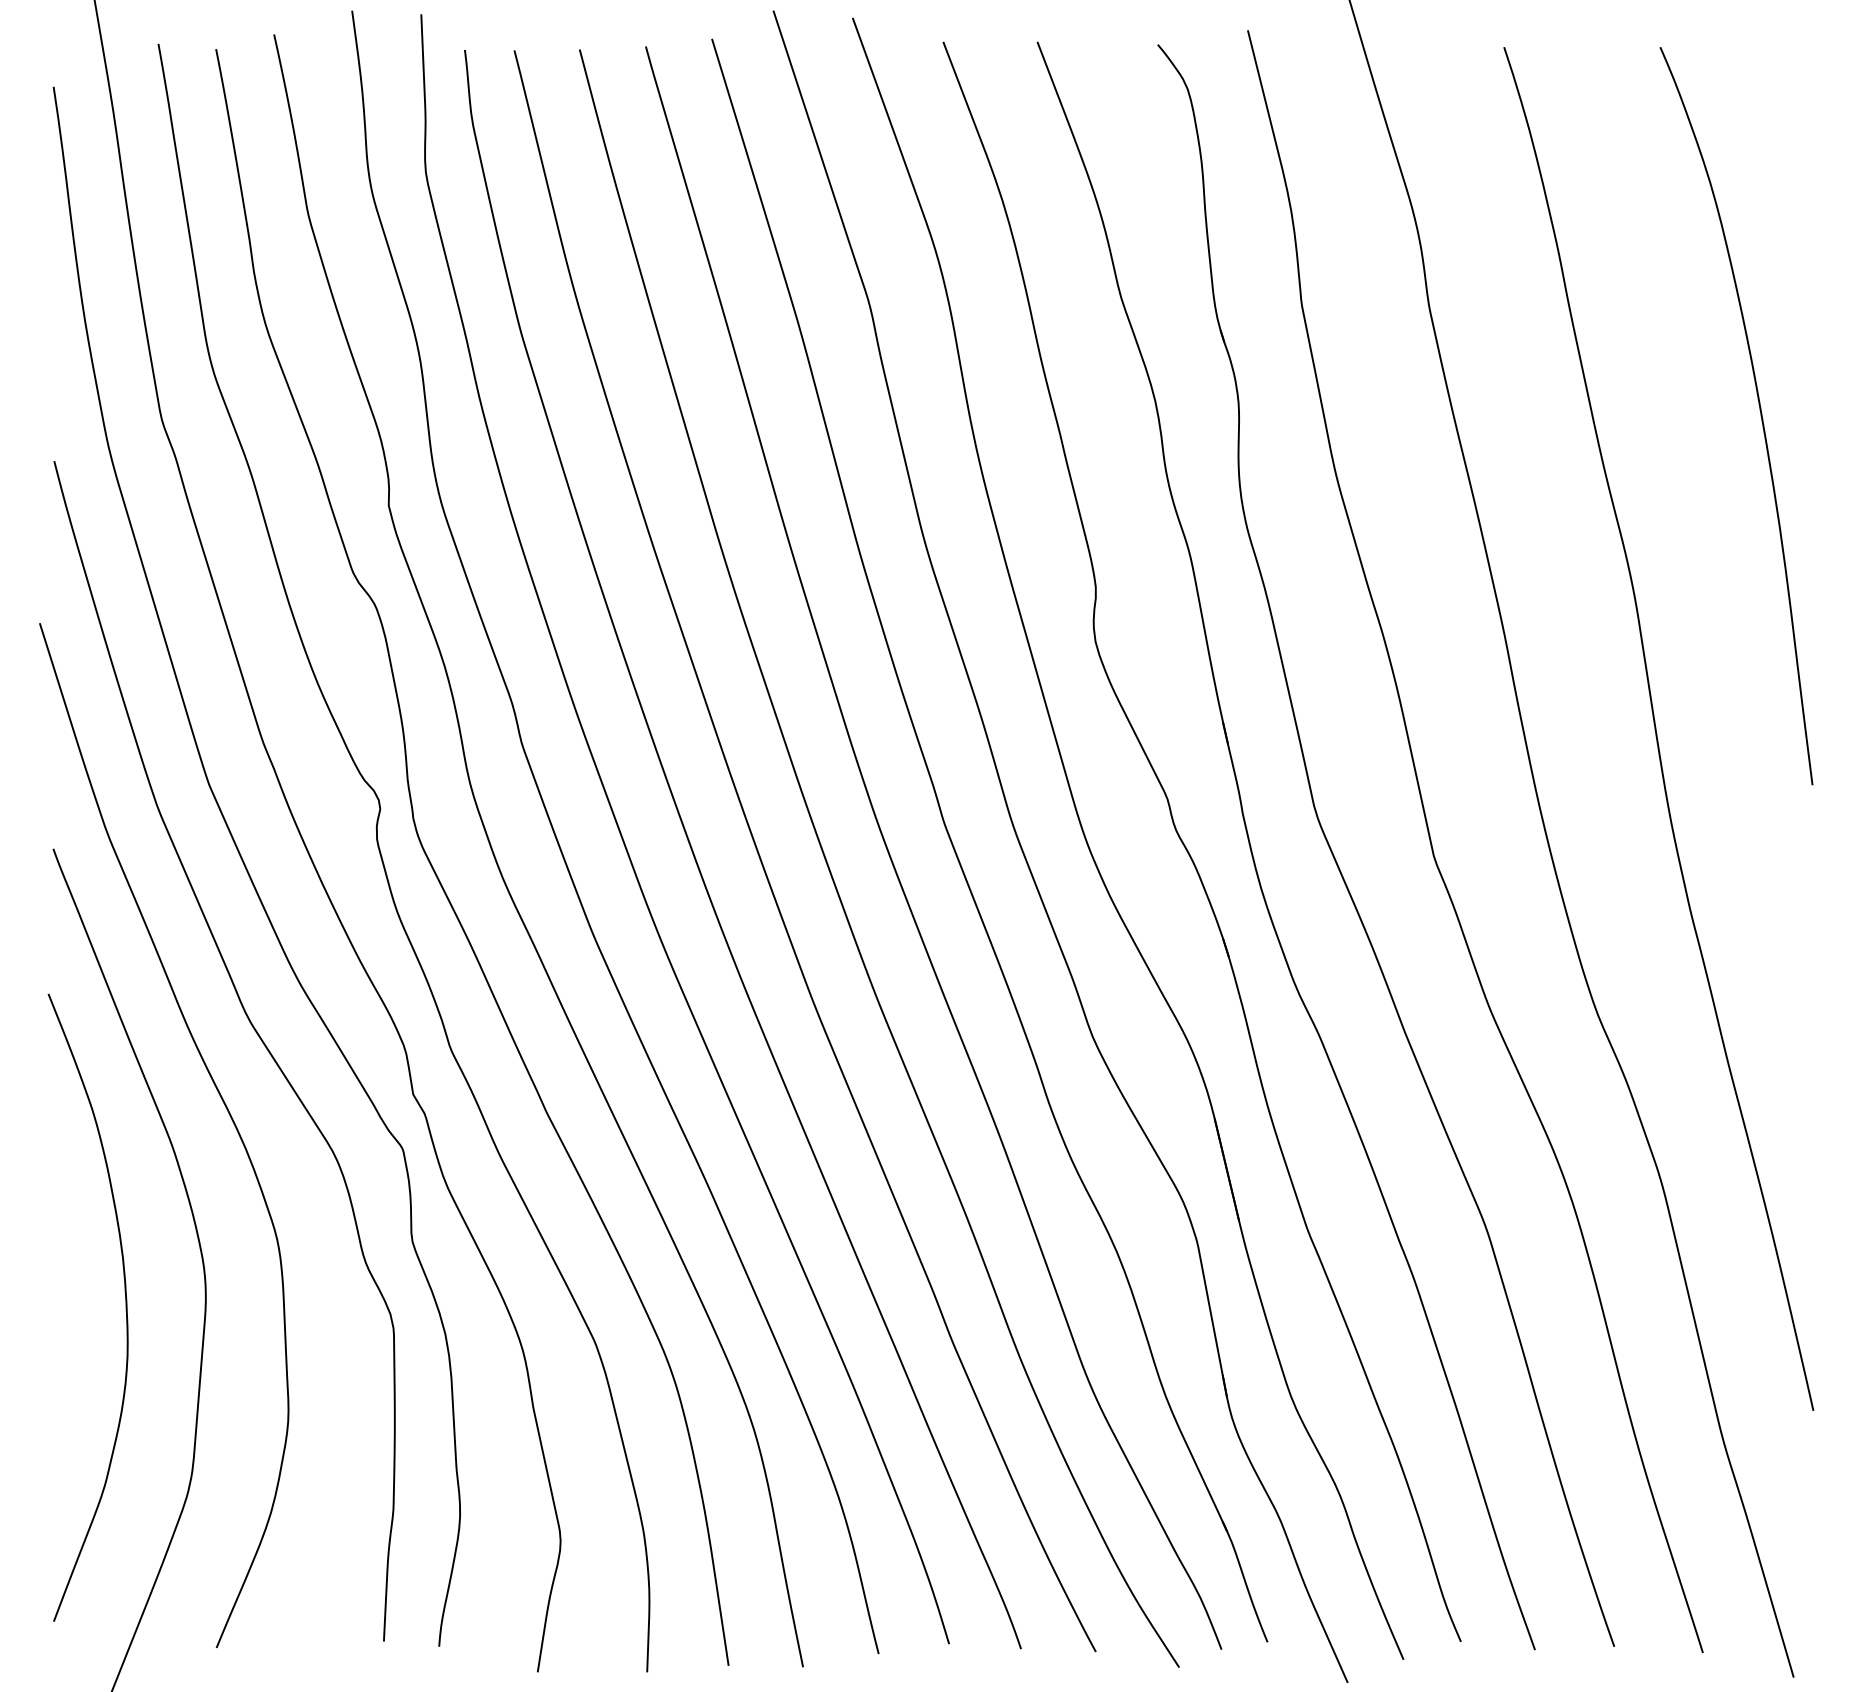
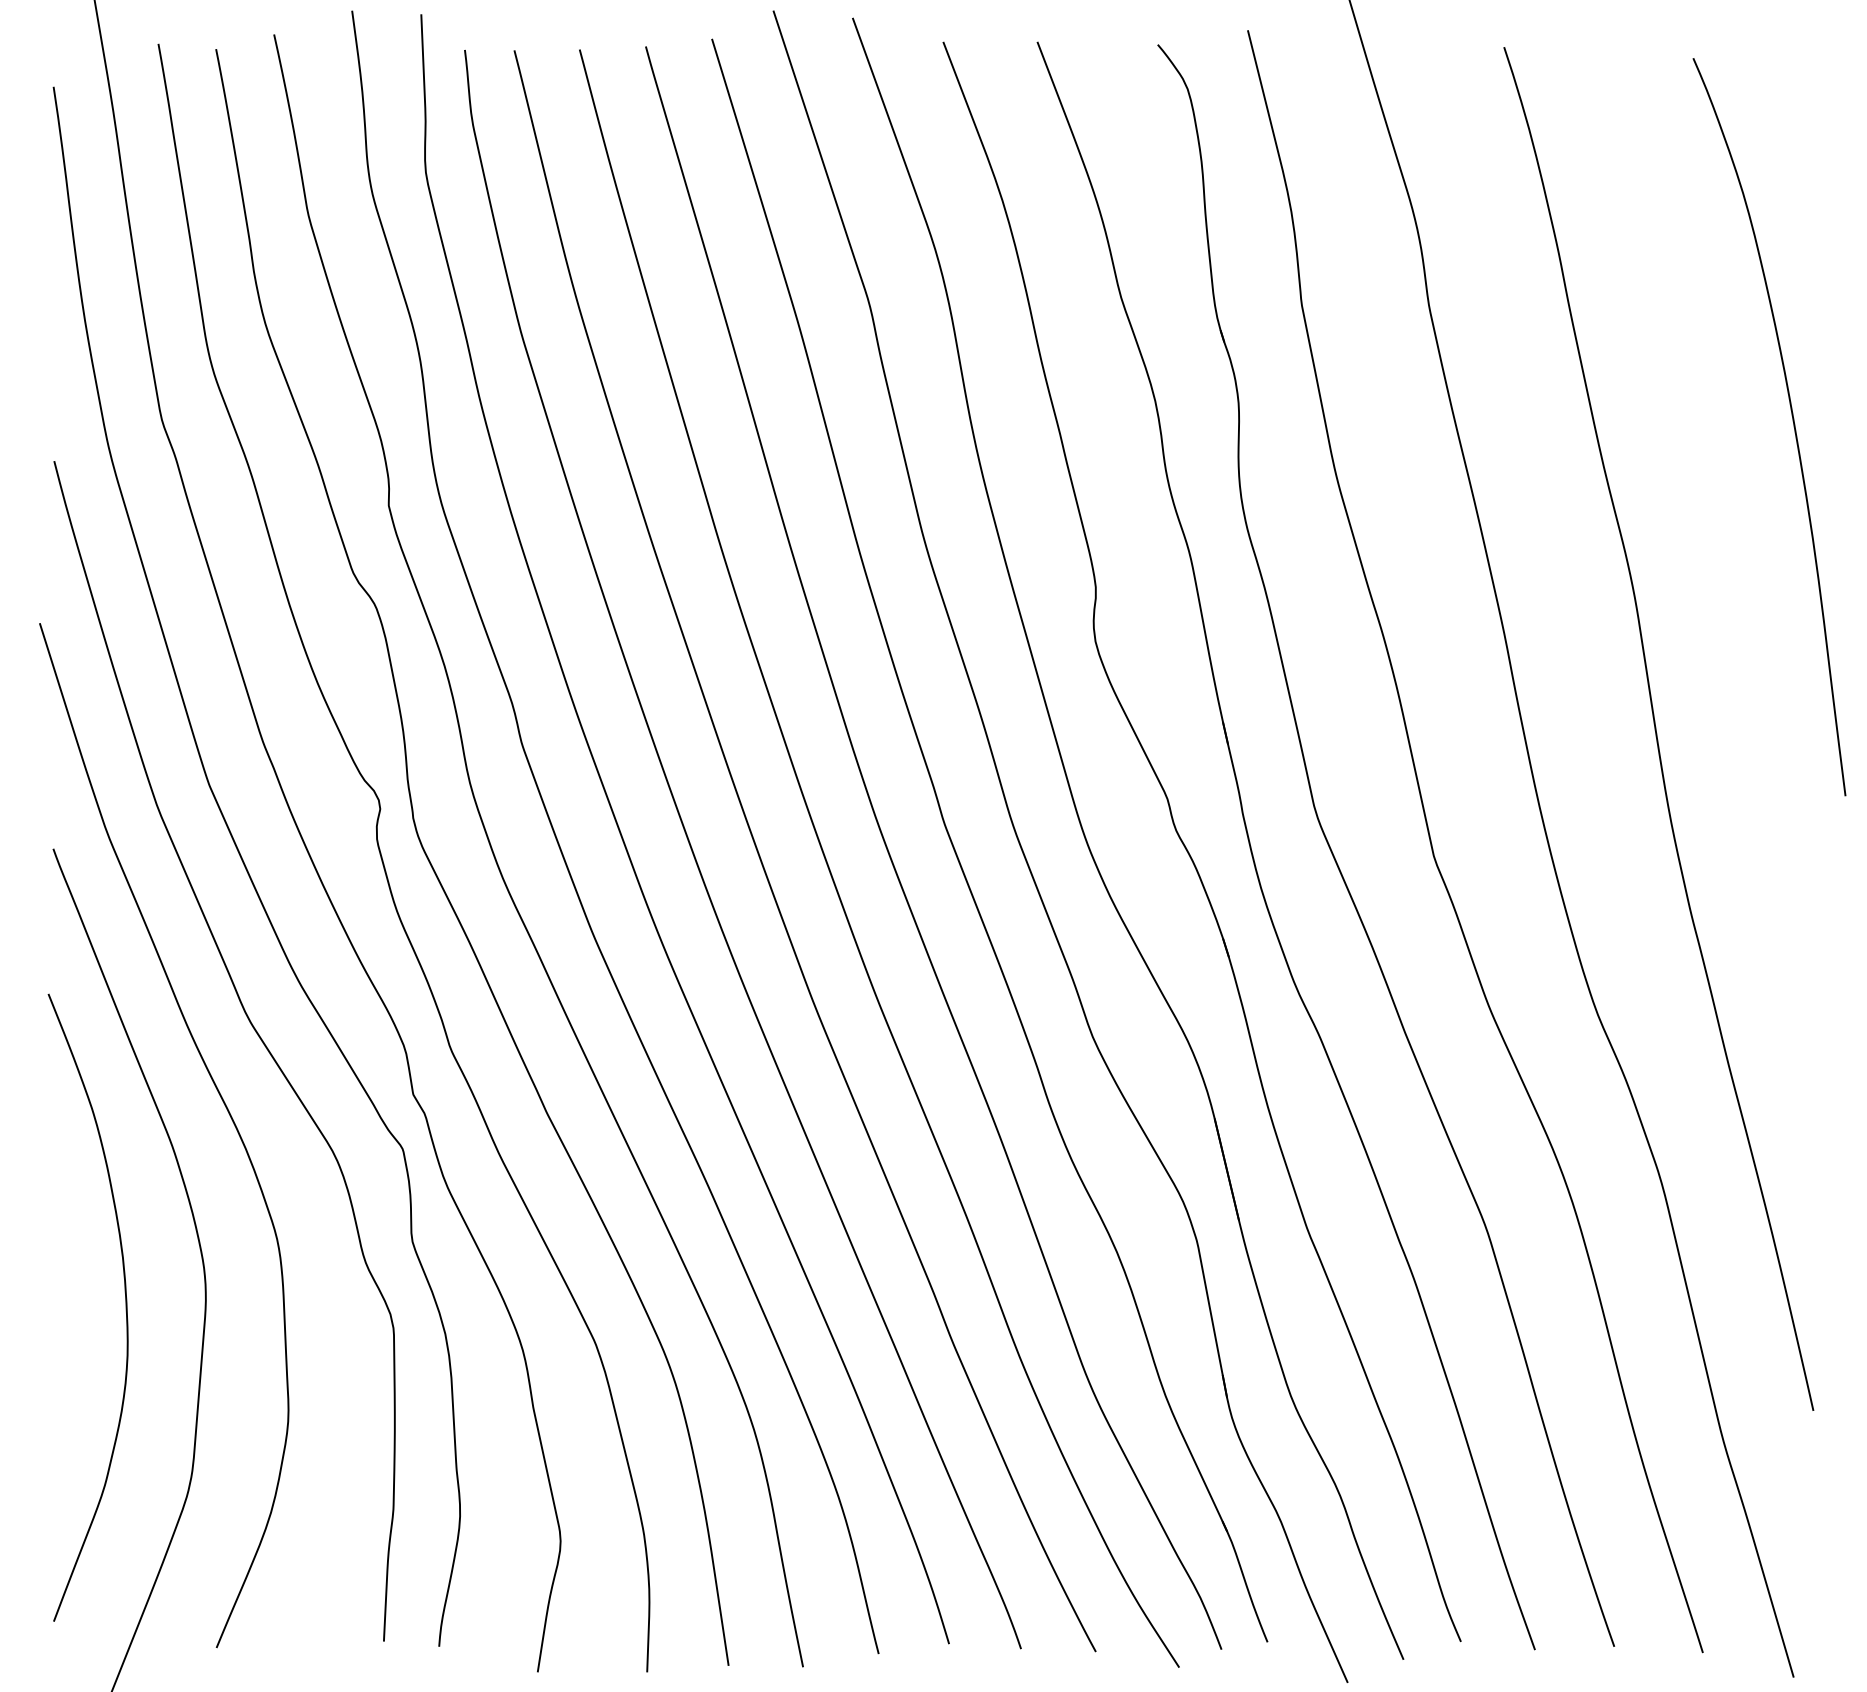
curve position: (1759, 410) -> (1792, 421) (1792, 421)
